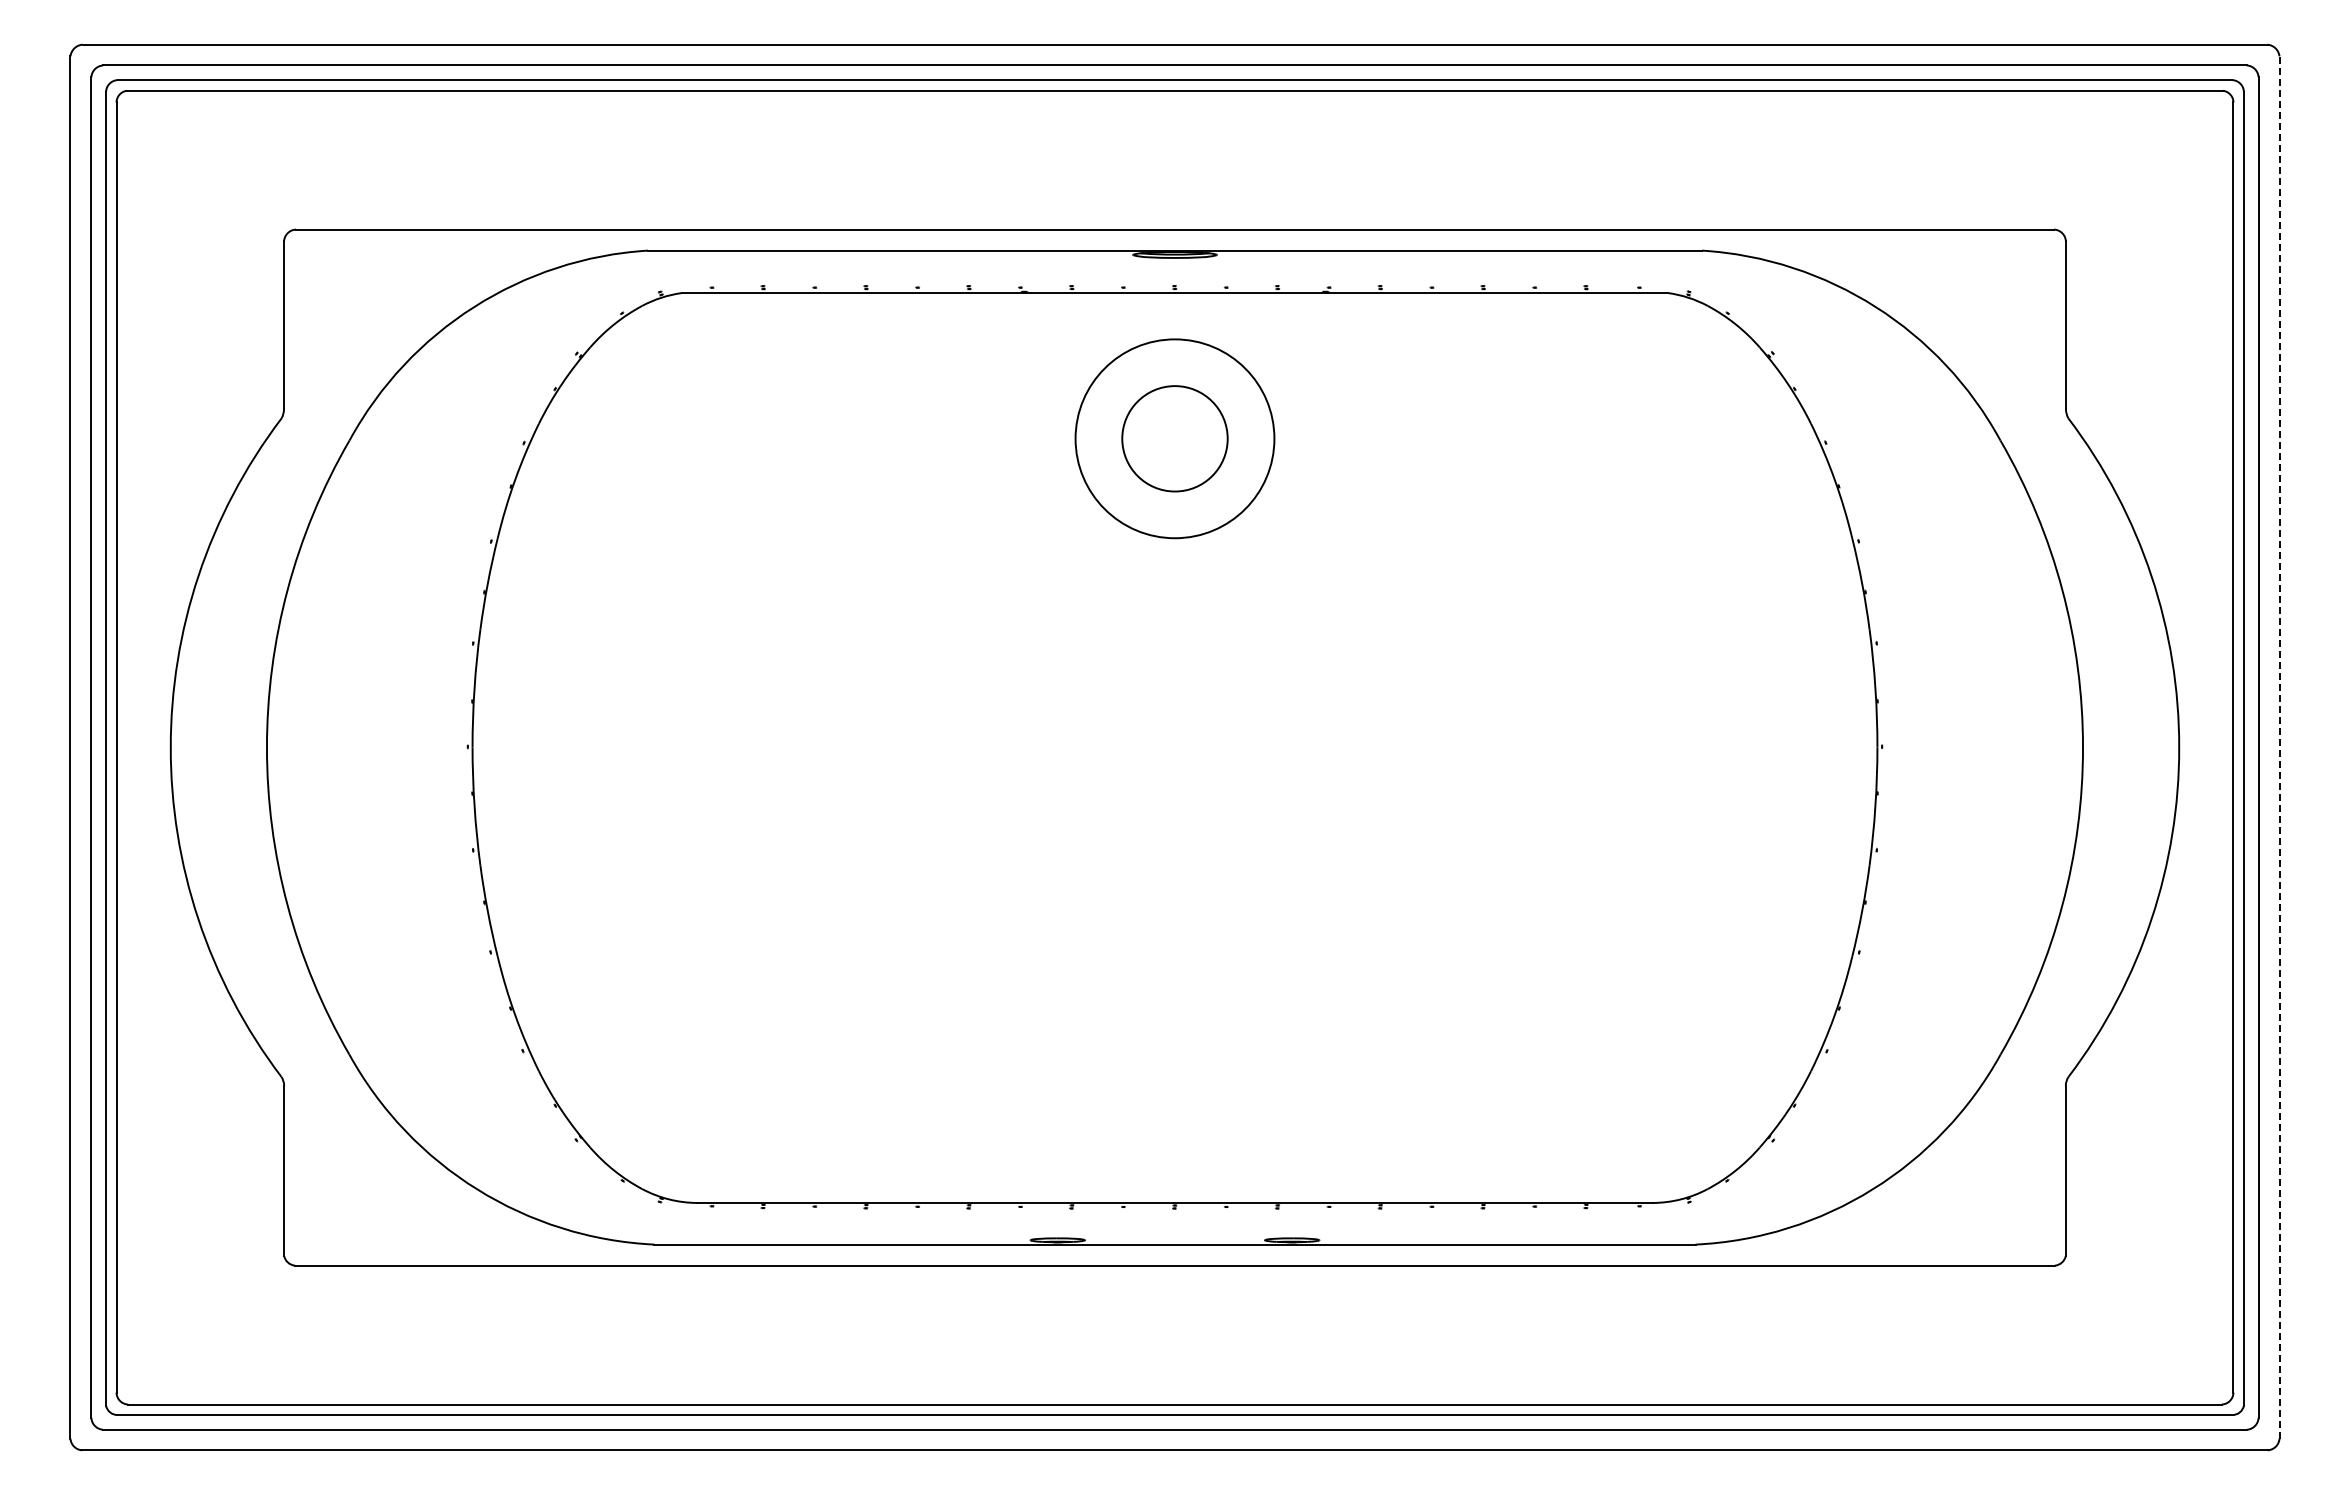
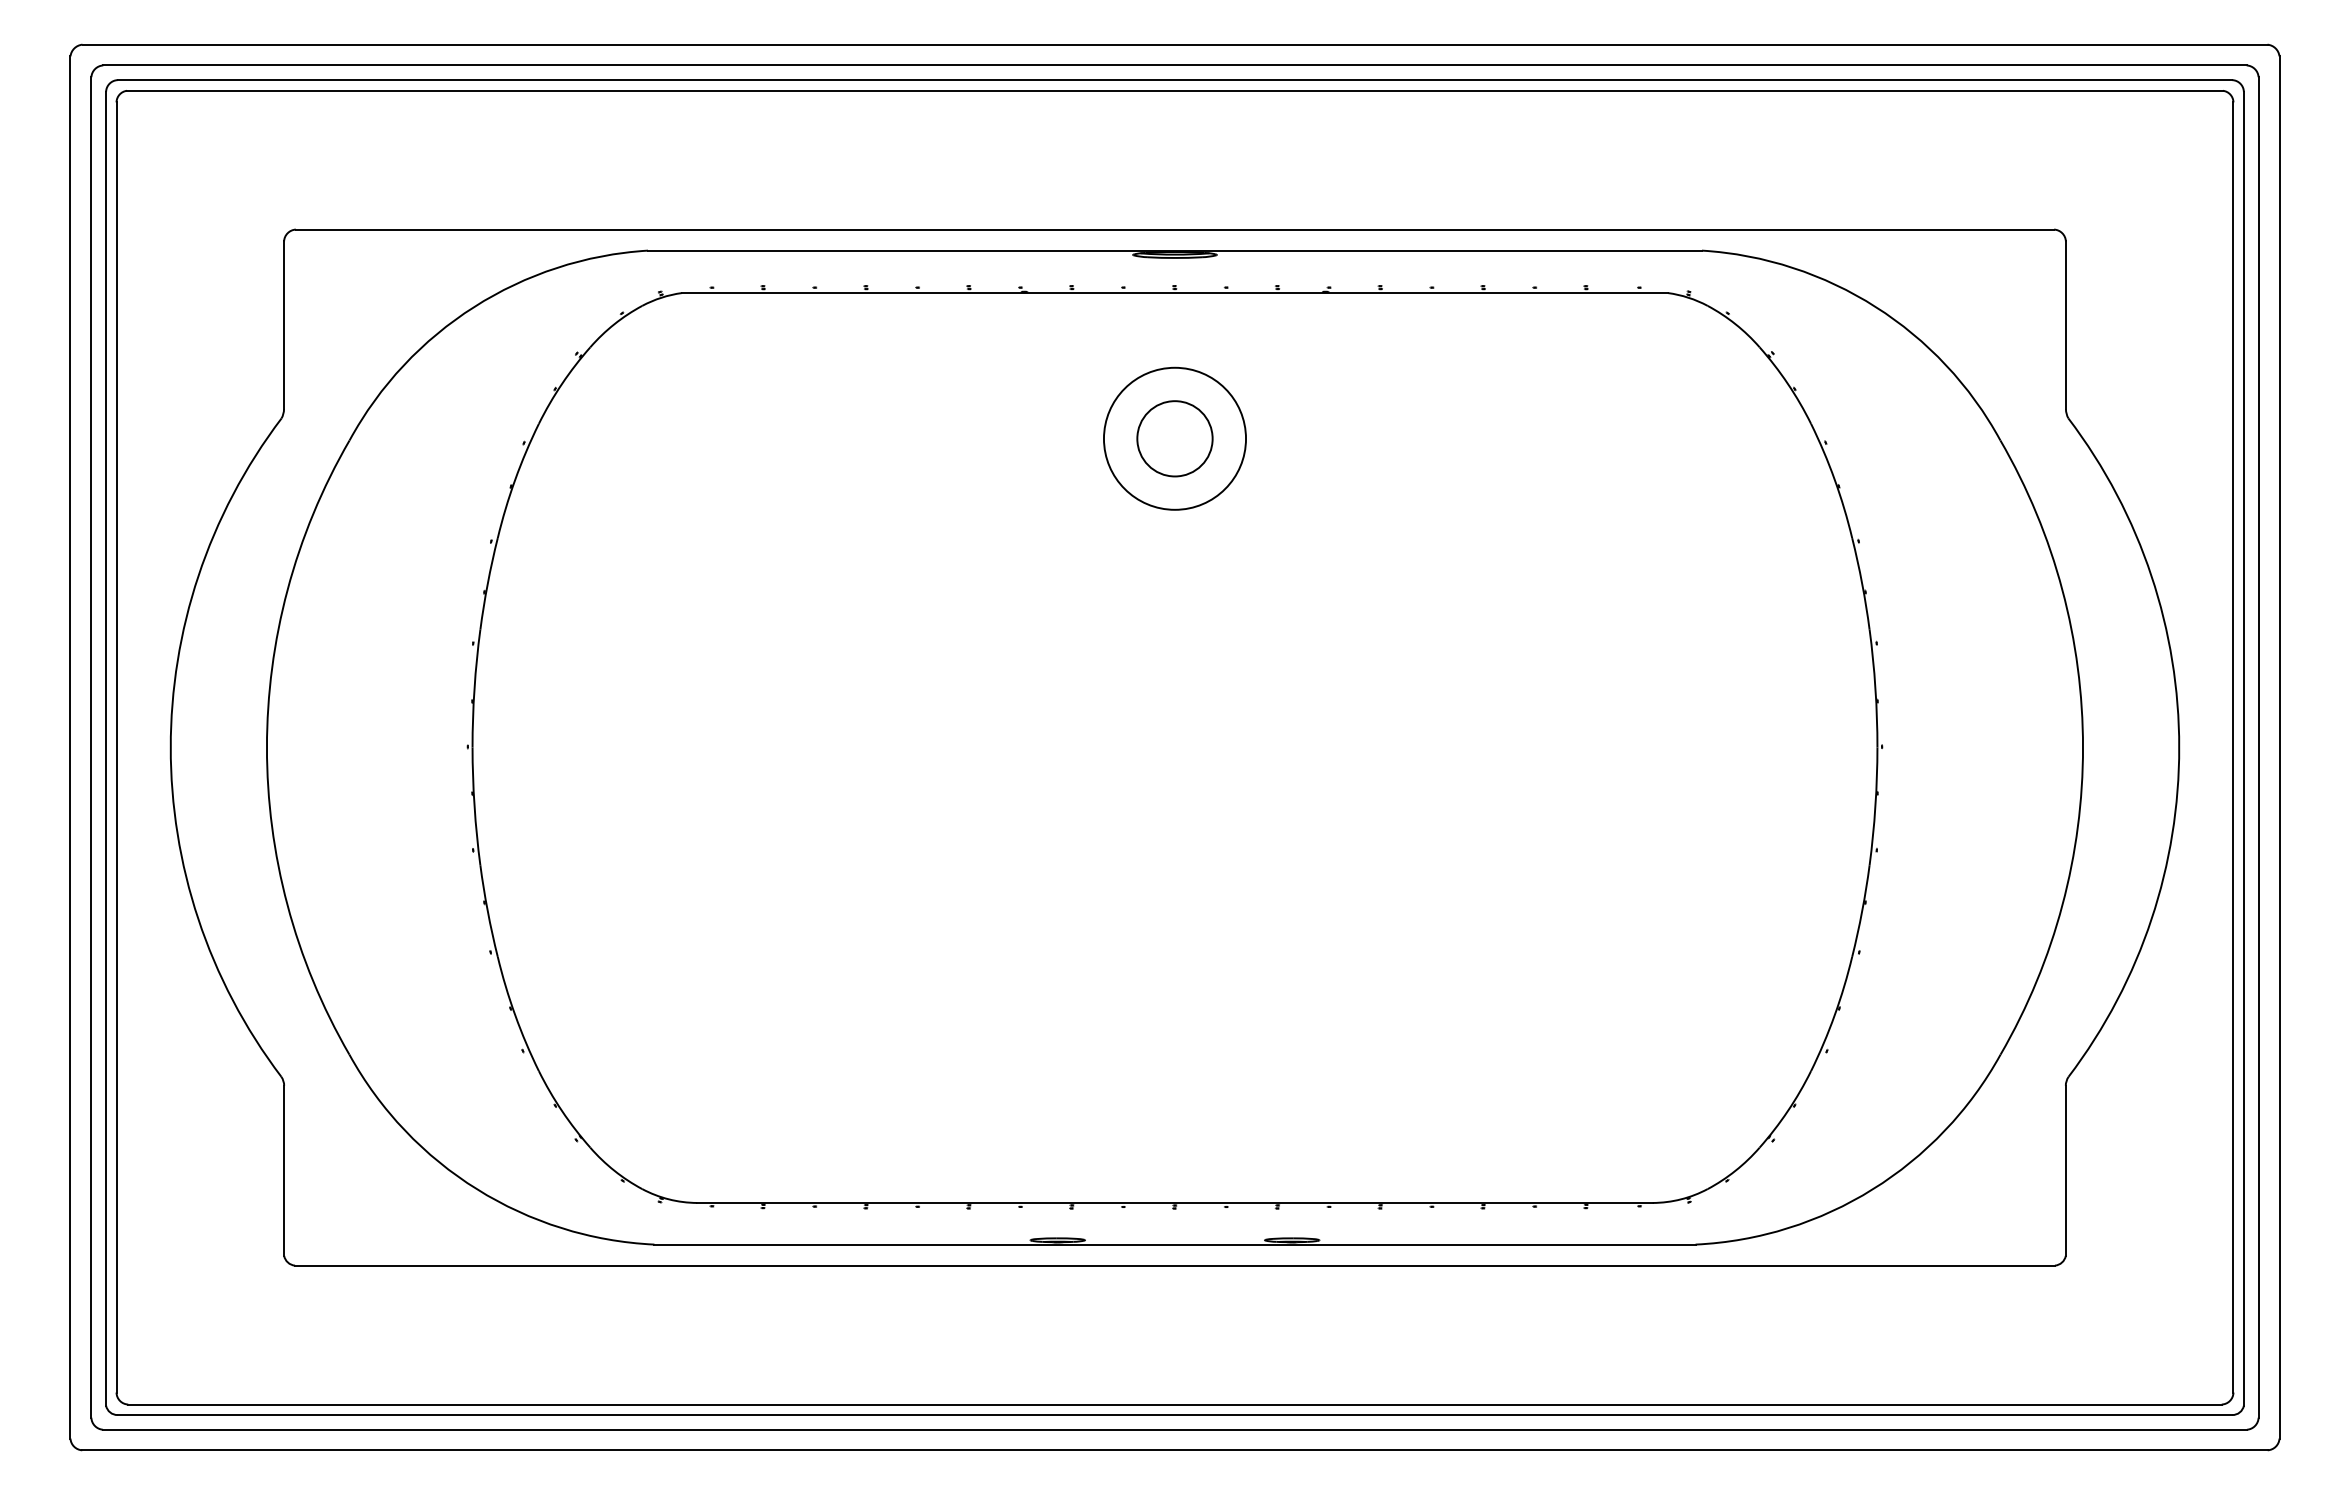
circle diameter: 105 px -> 75 px (1174, 438)
circle diameter: 199 px -> 142 px (1174, 438)
line: dashed -> solid (2279, 747)
